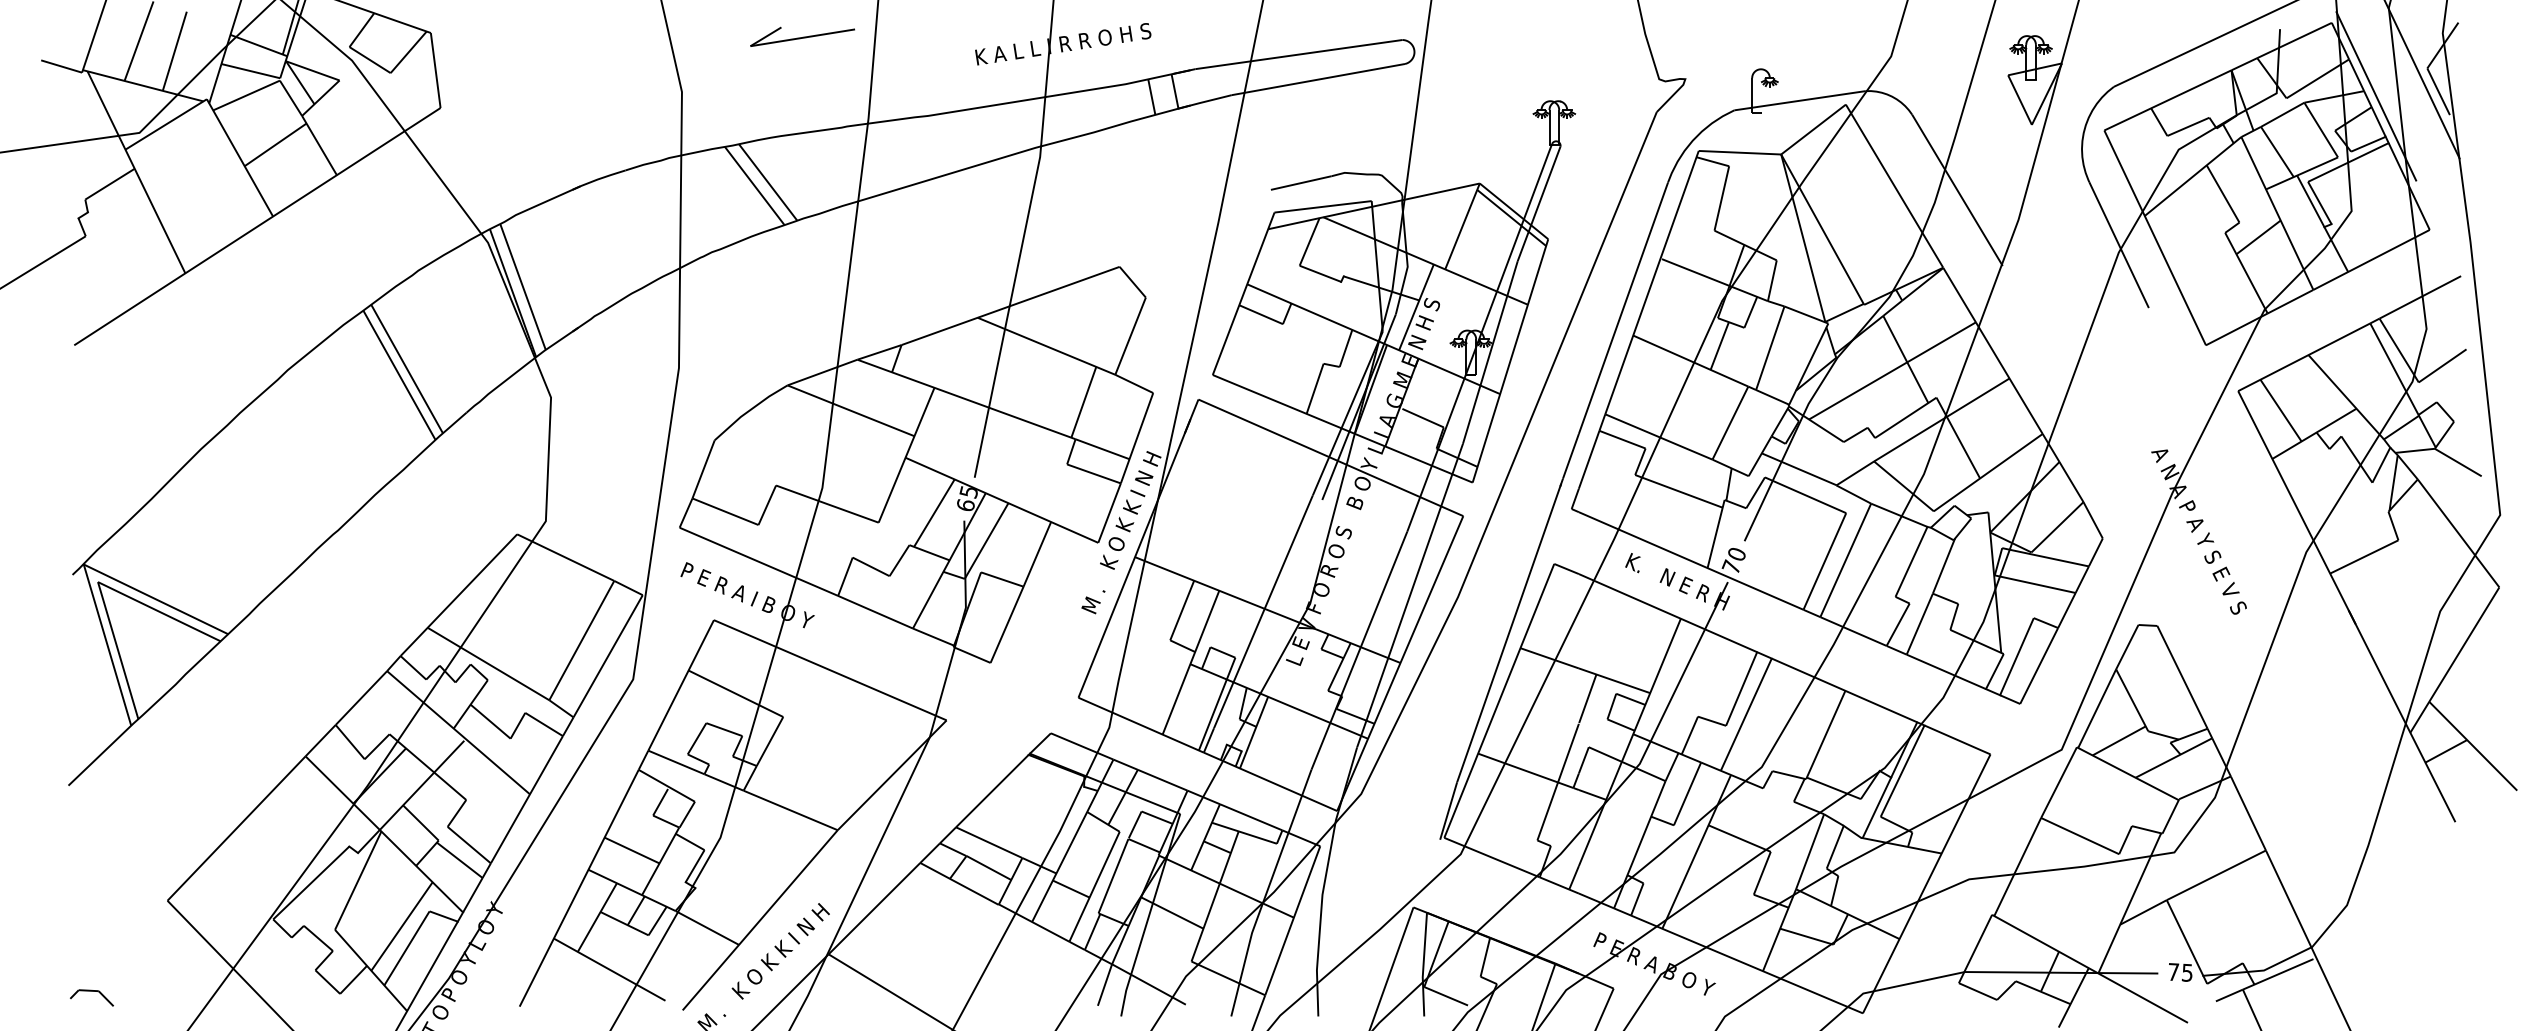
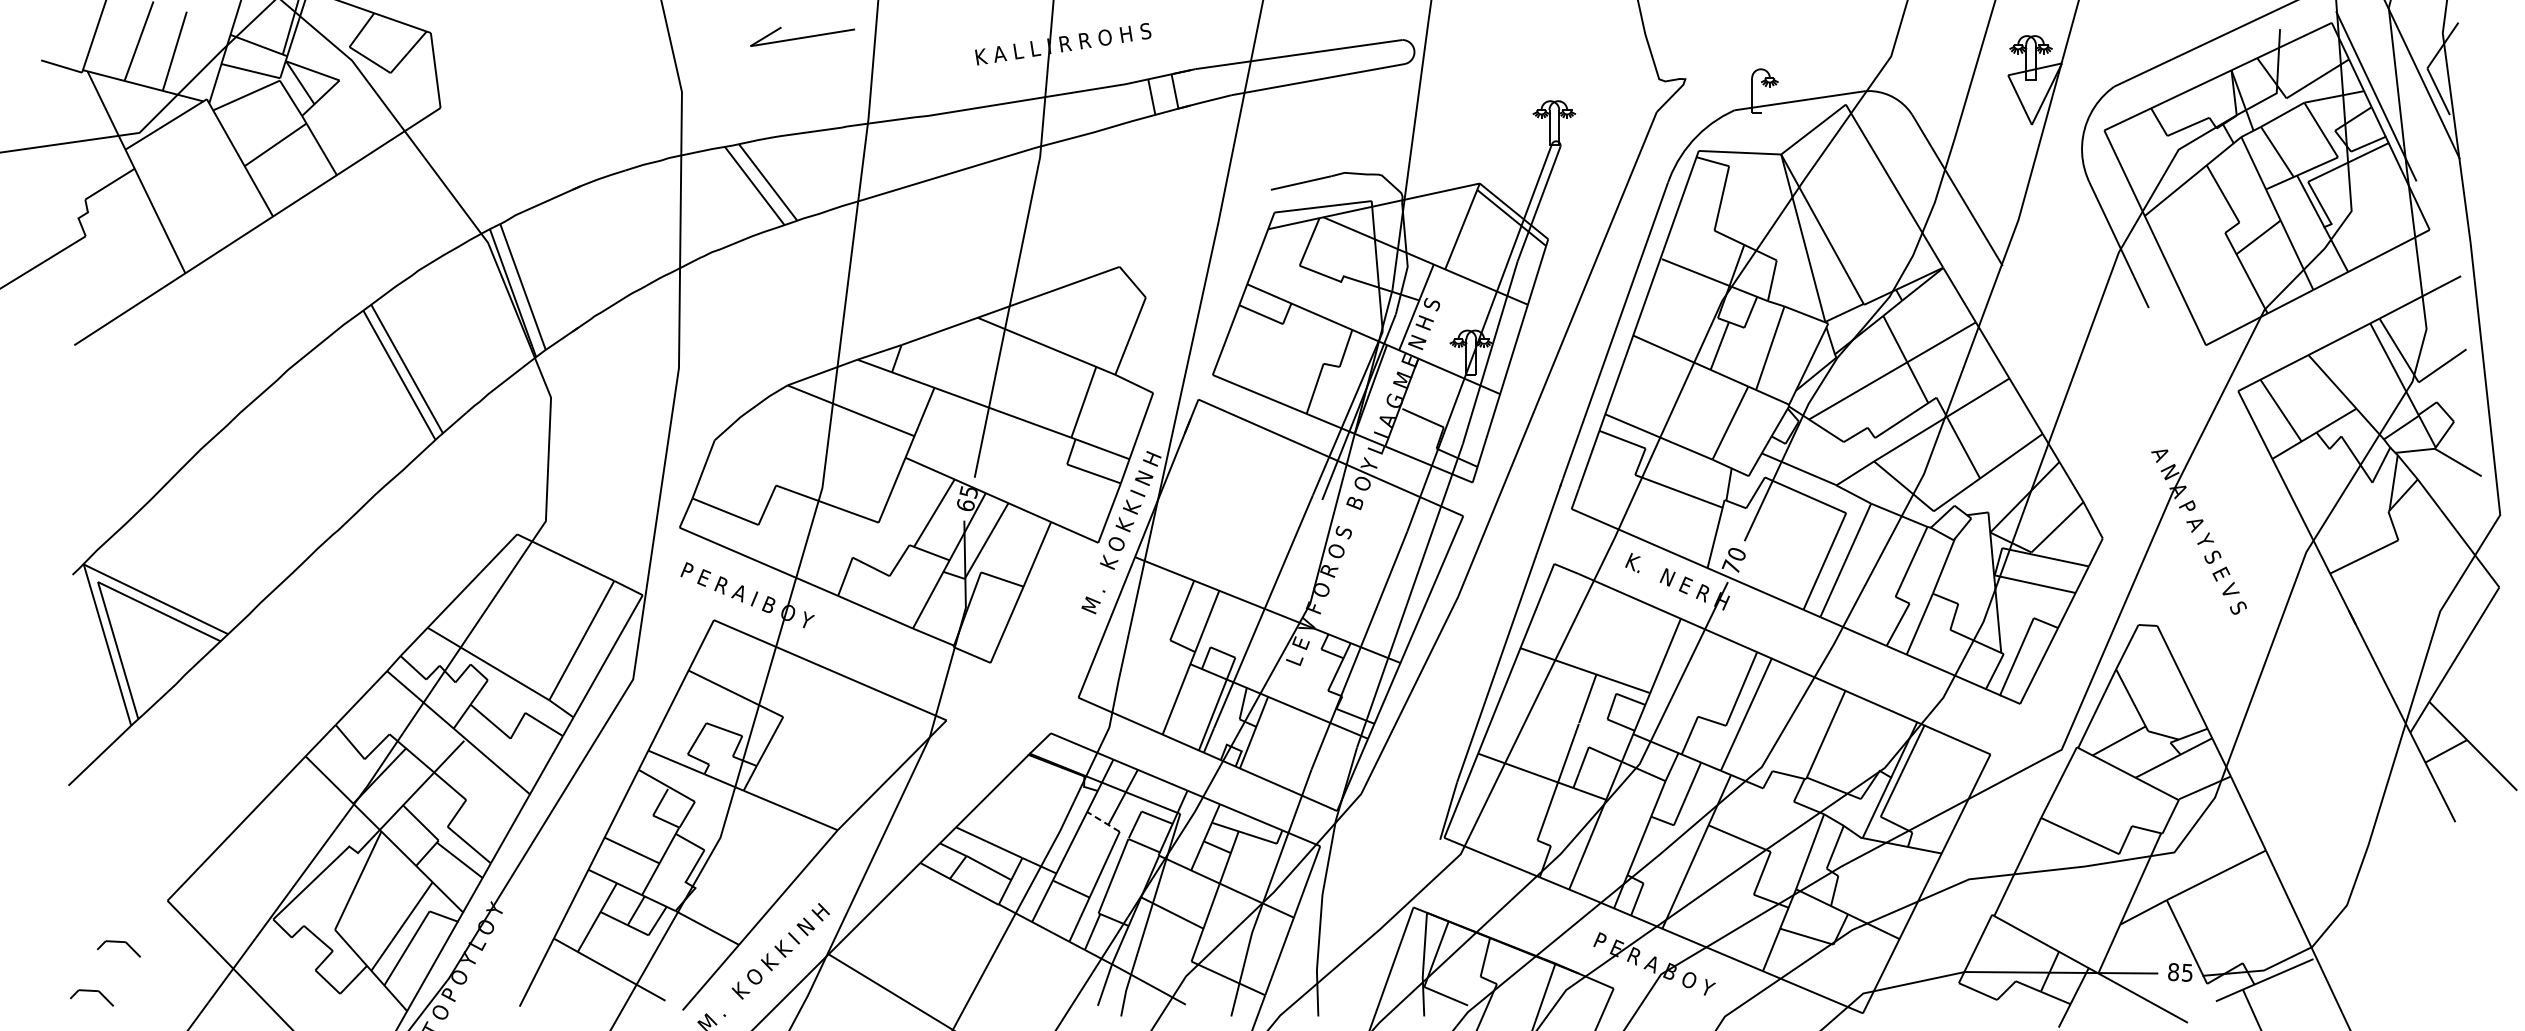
line: solid -> dashed (1103, 821)
part: none -> present (118, 948)
text: 75 -> 85 (2173, 972)
